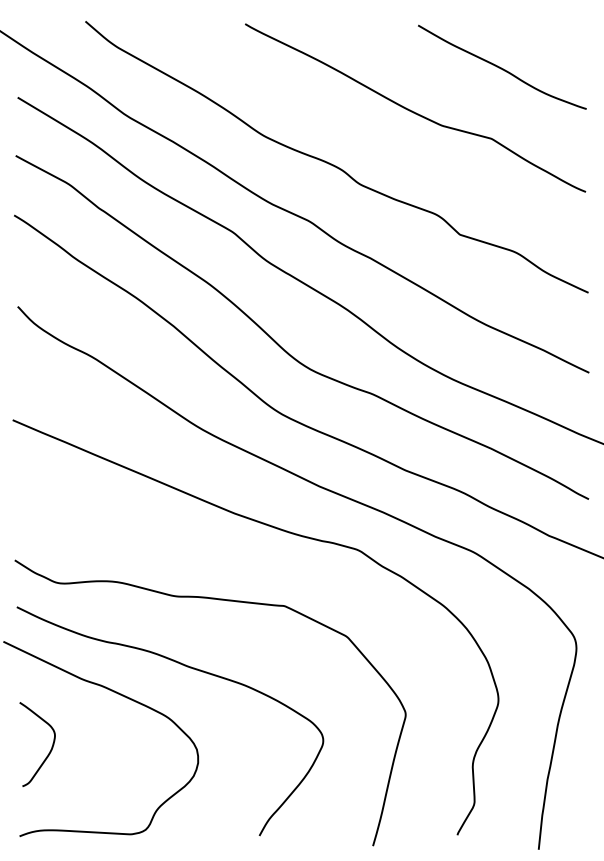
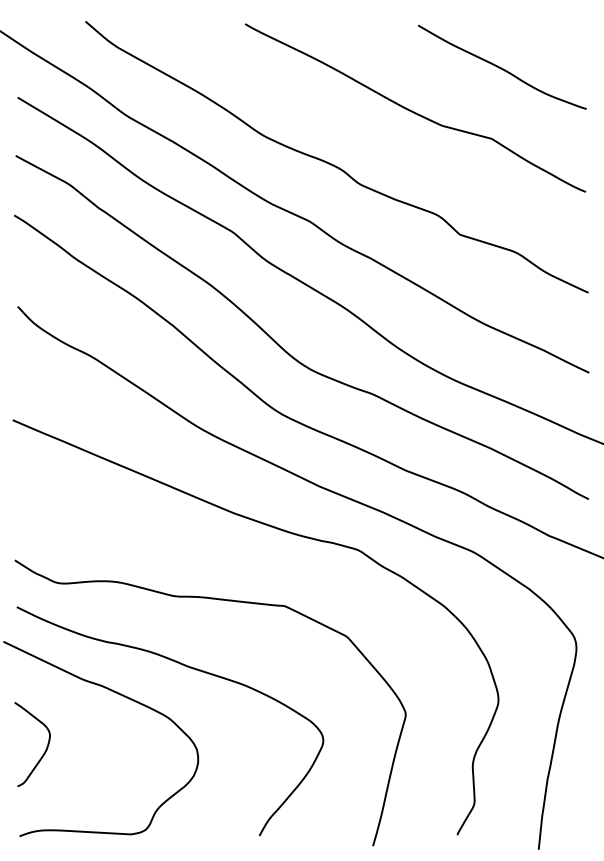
curve position: (49, 751) -> (44, 751) (44, 751)
